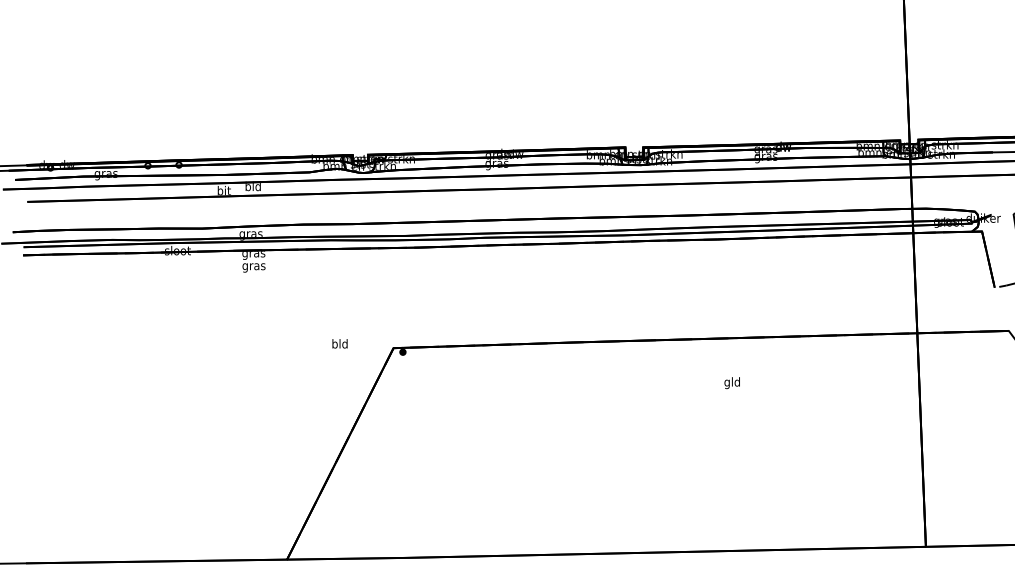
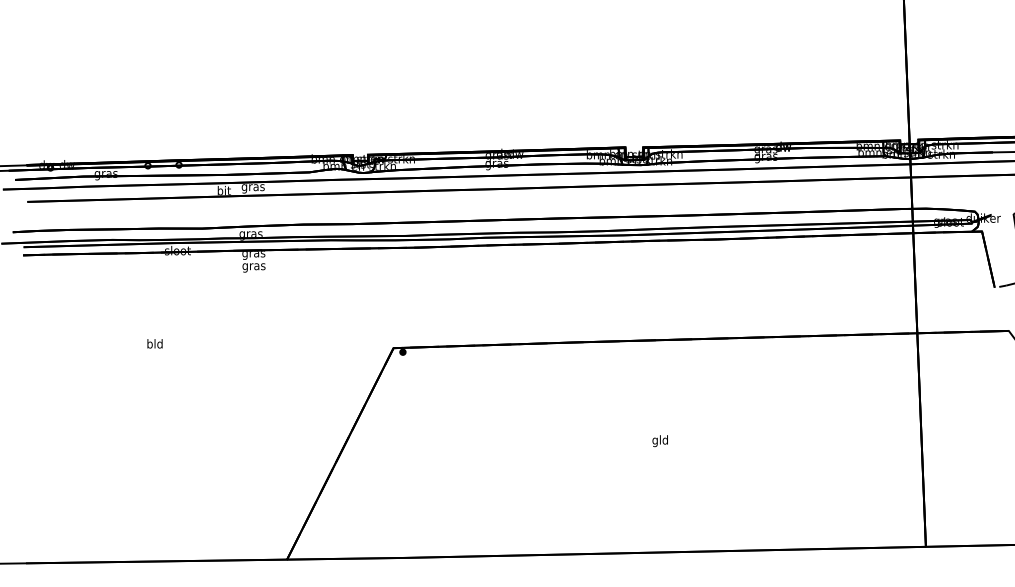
text: bld -> gras (252, 188)
text position: (339, 343) -> (154, 343) (154, 343)
text position: (731, 383) -> (659, 441) (659, 441)
